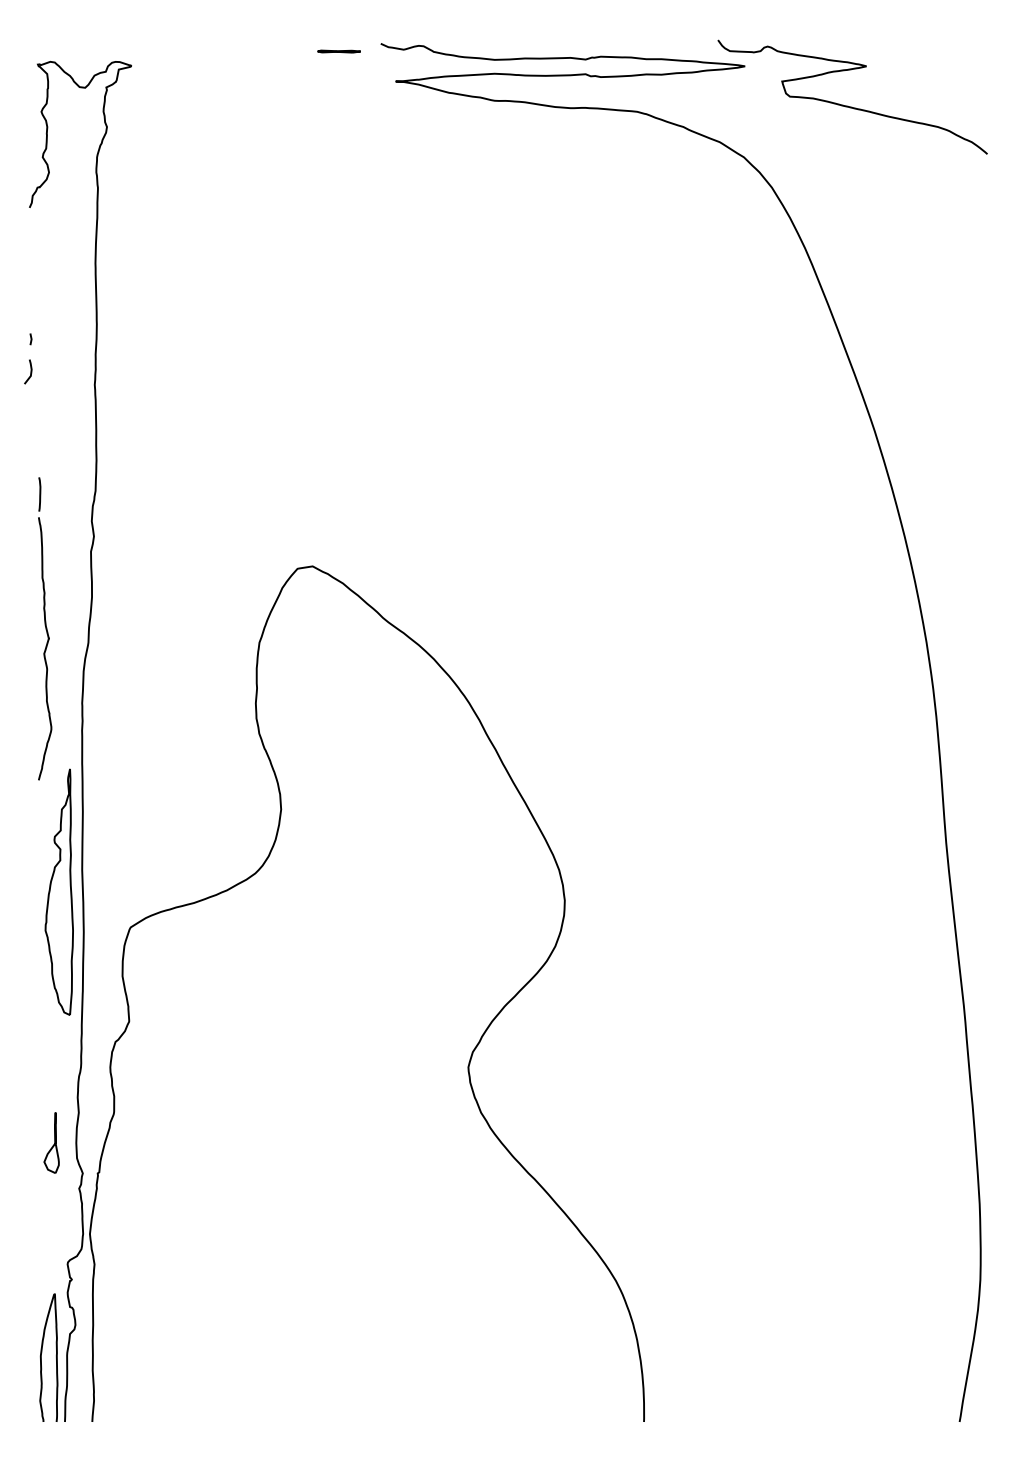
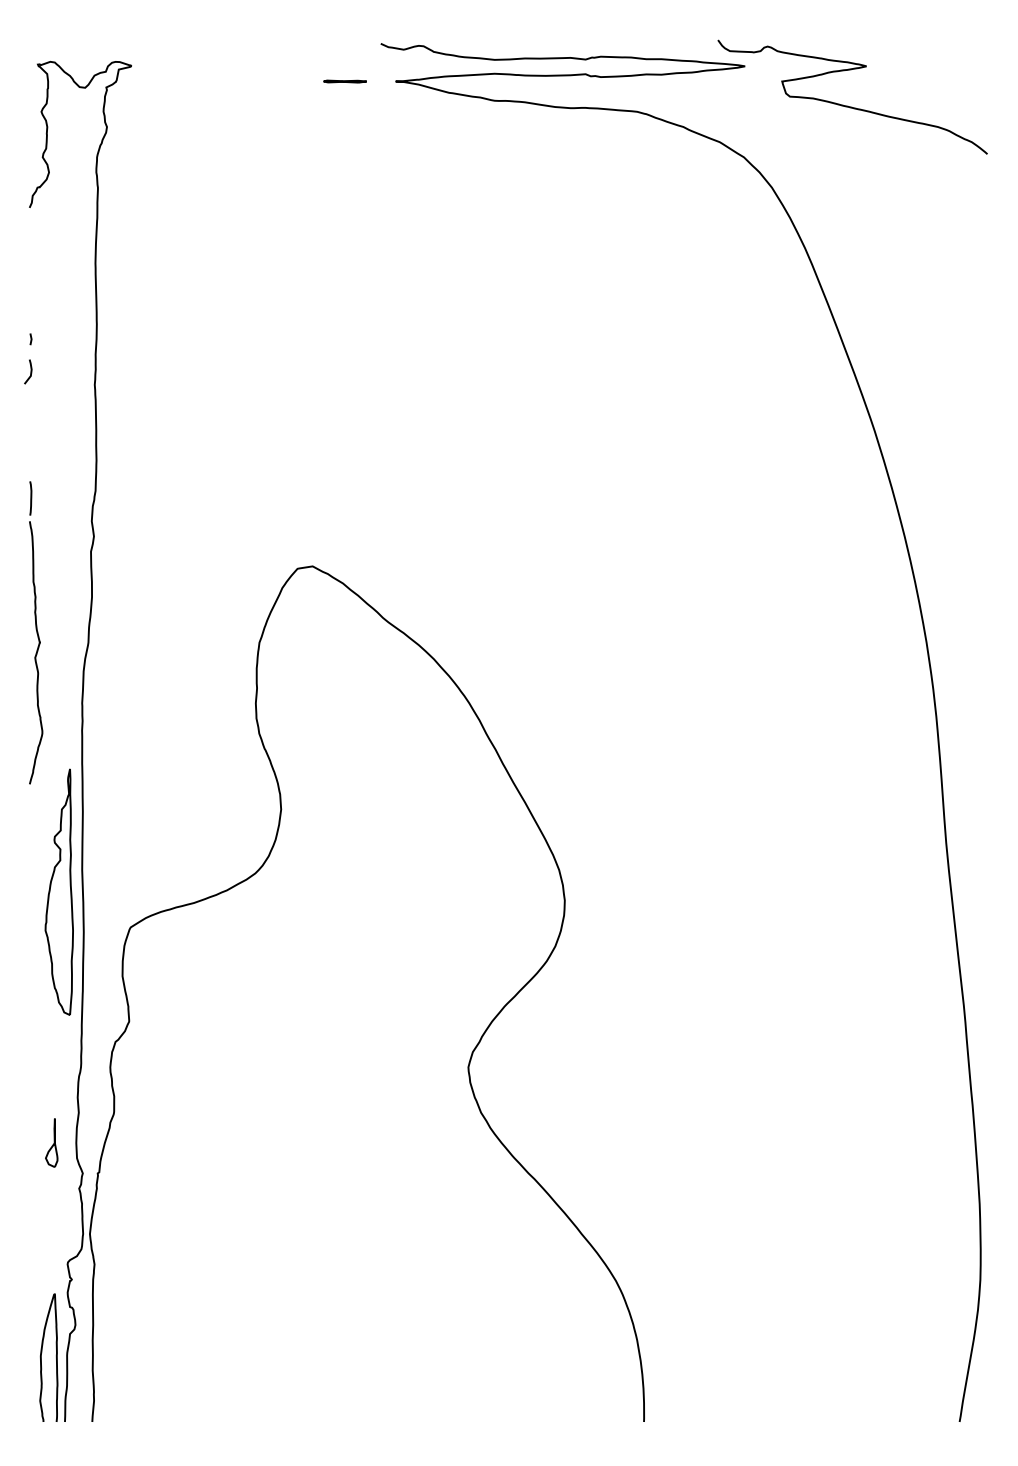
line position: (338, 51) -> (344, 81) (344, 81)
part position: (45, 628) -> (36, 632) (36, 632)
part size: 17x62 px -> 14x50 px (51, 1142)
